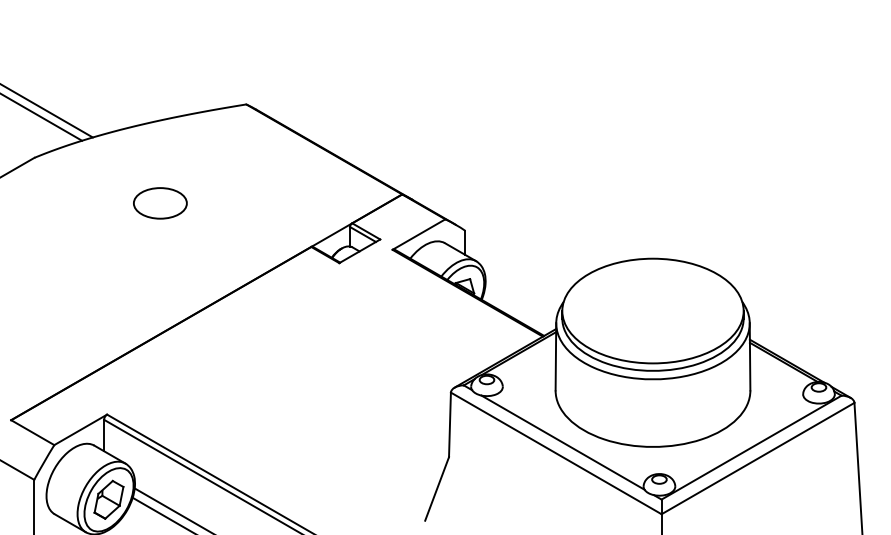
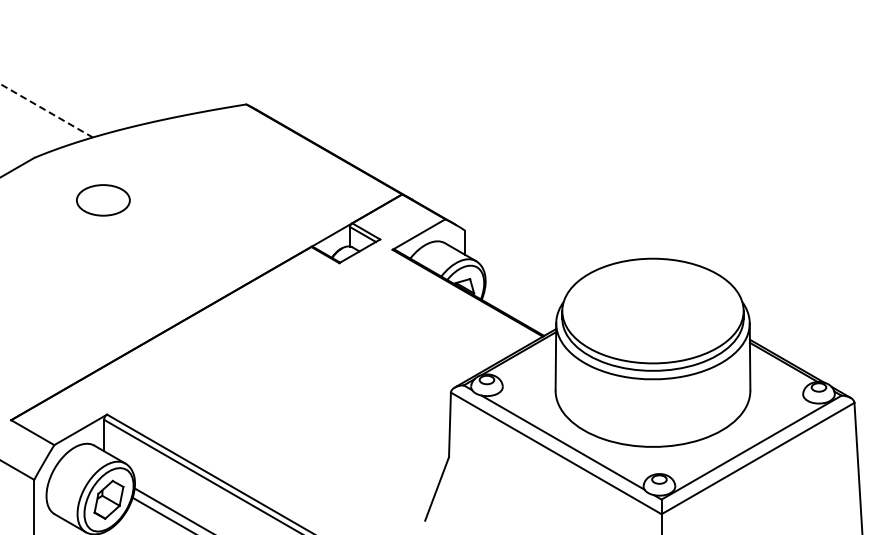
line: solid -> dashed (47, 111)
line: present -> none (42, 117)
part position: (160, 203) -> (103, 200) (103, 200)
